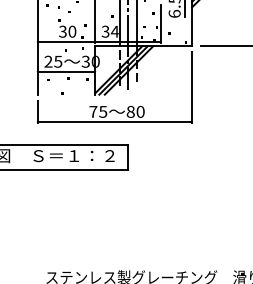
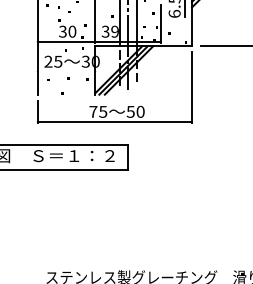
text: 34 -> 39 (114, 31)
line: present -> none (66, 71)
text: 80 -> 50 (130, 111)
